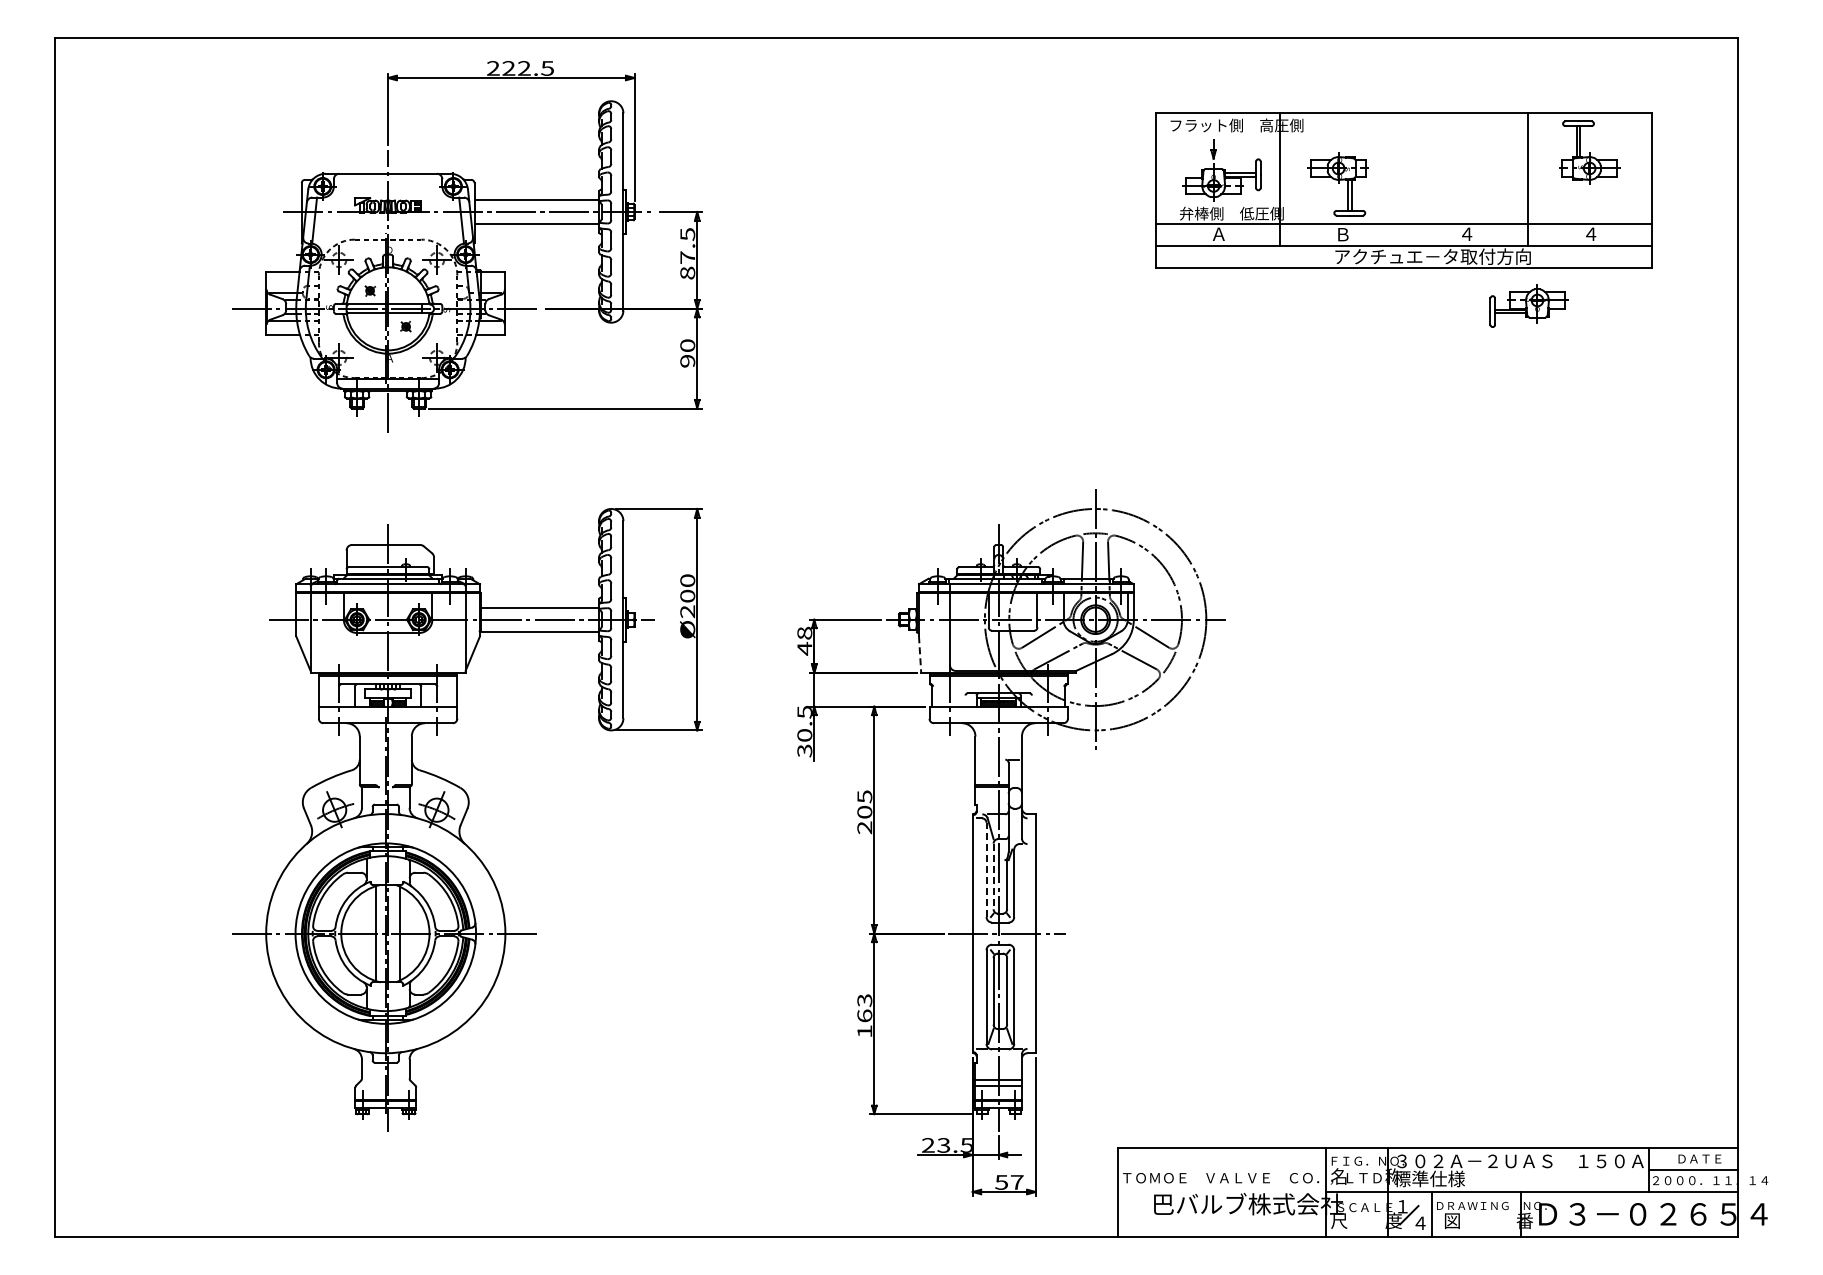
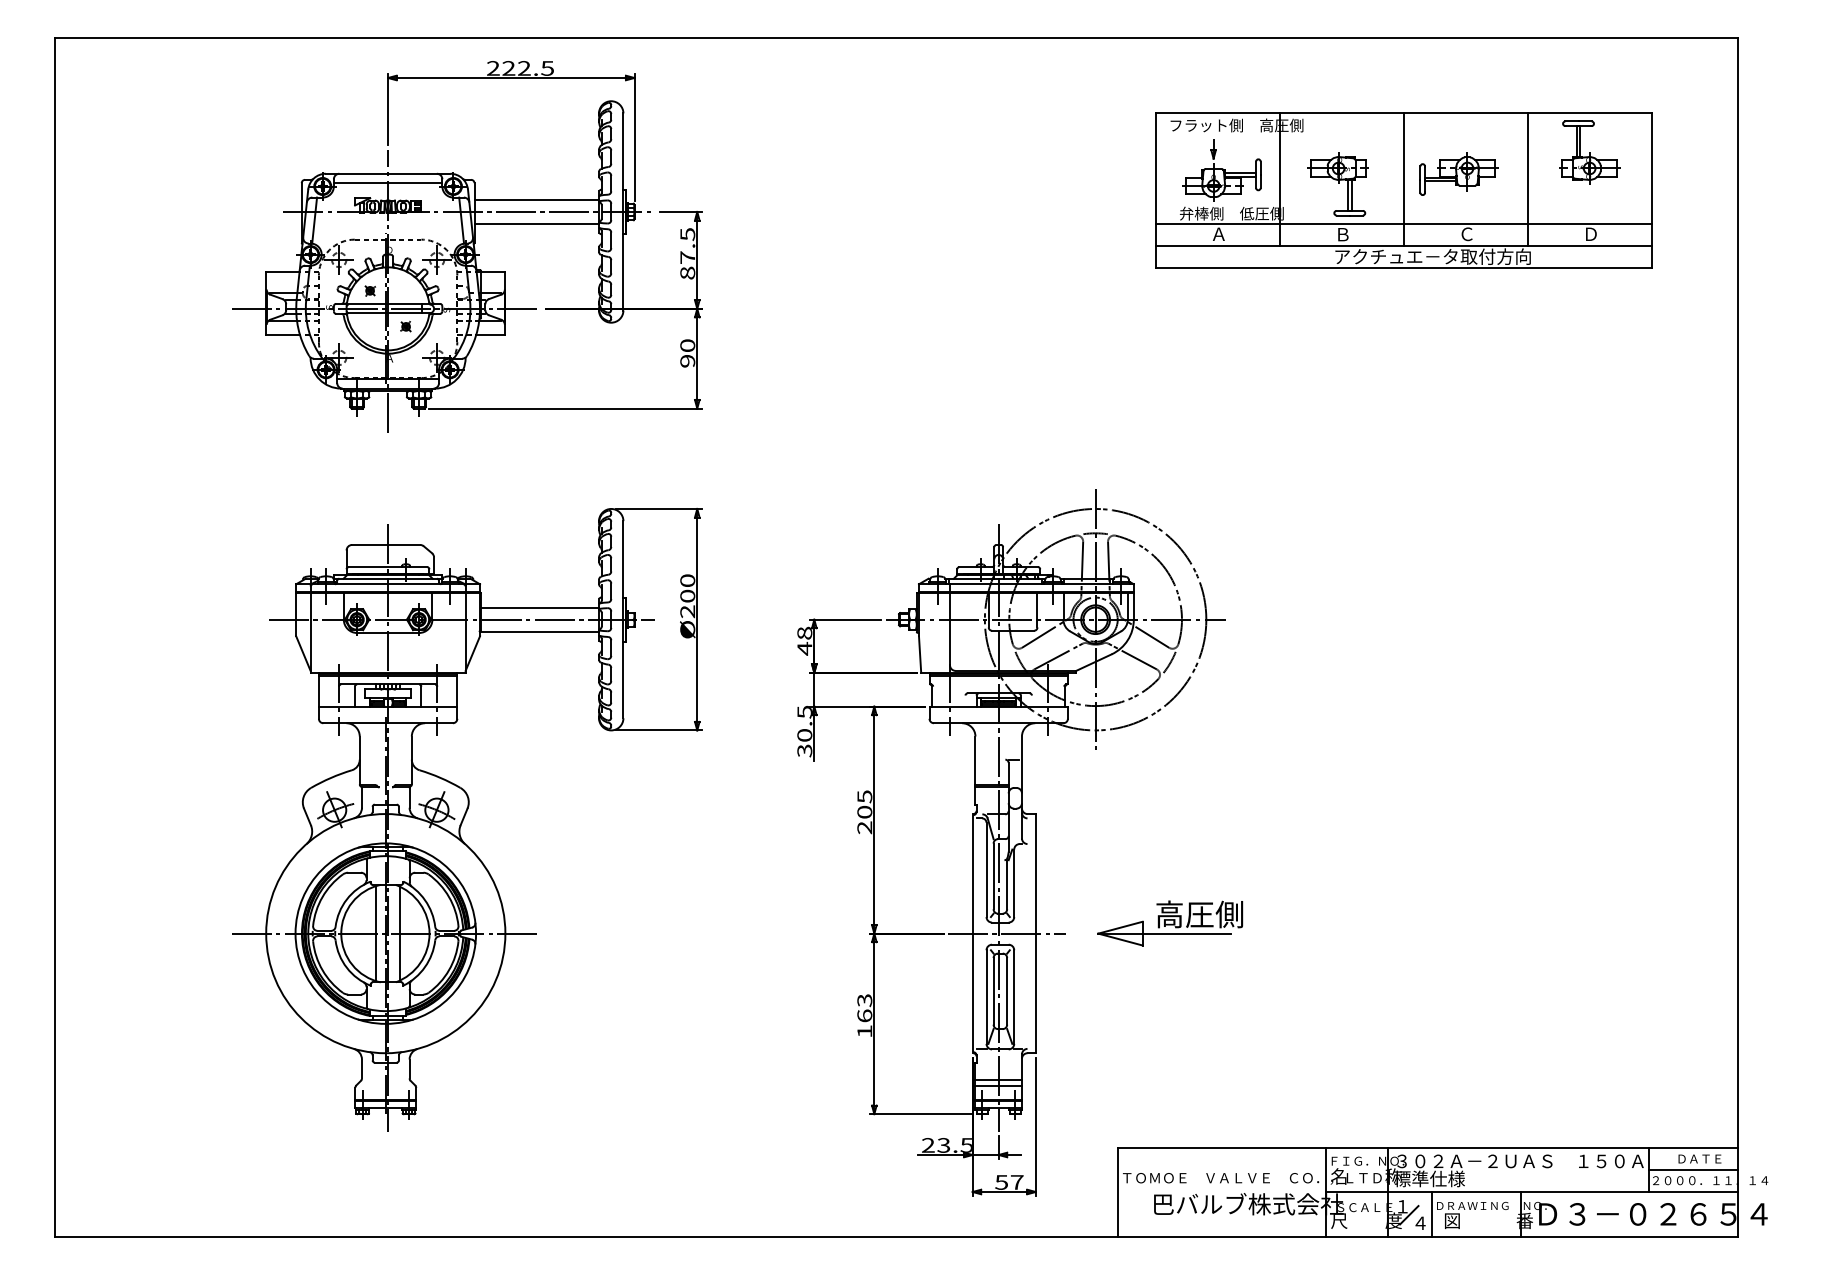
line: none -> present (1404, 179)
line: none -> present (387, 183)
text: ４ -> Ｄ (1591, 233)
text: ４ -> Ｃ (1466, 234)
part position: (1528, 305) -> (1458, 173) (1458, 173)
line: dashed -> solid (920, 655)
line: dashed -> solid (986, 869)
line: dashed -> solid (993, 876)
part: none -> present (1170, 923)
